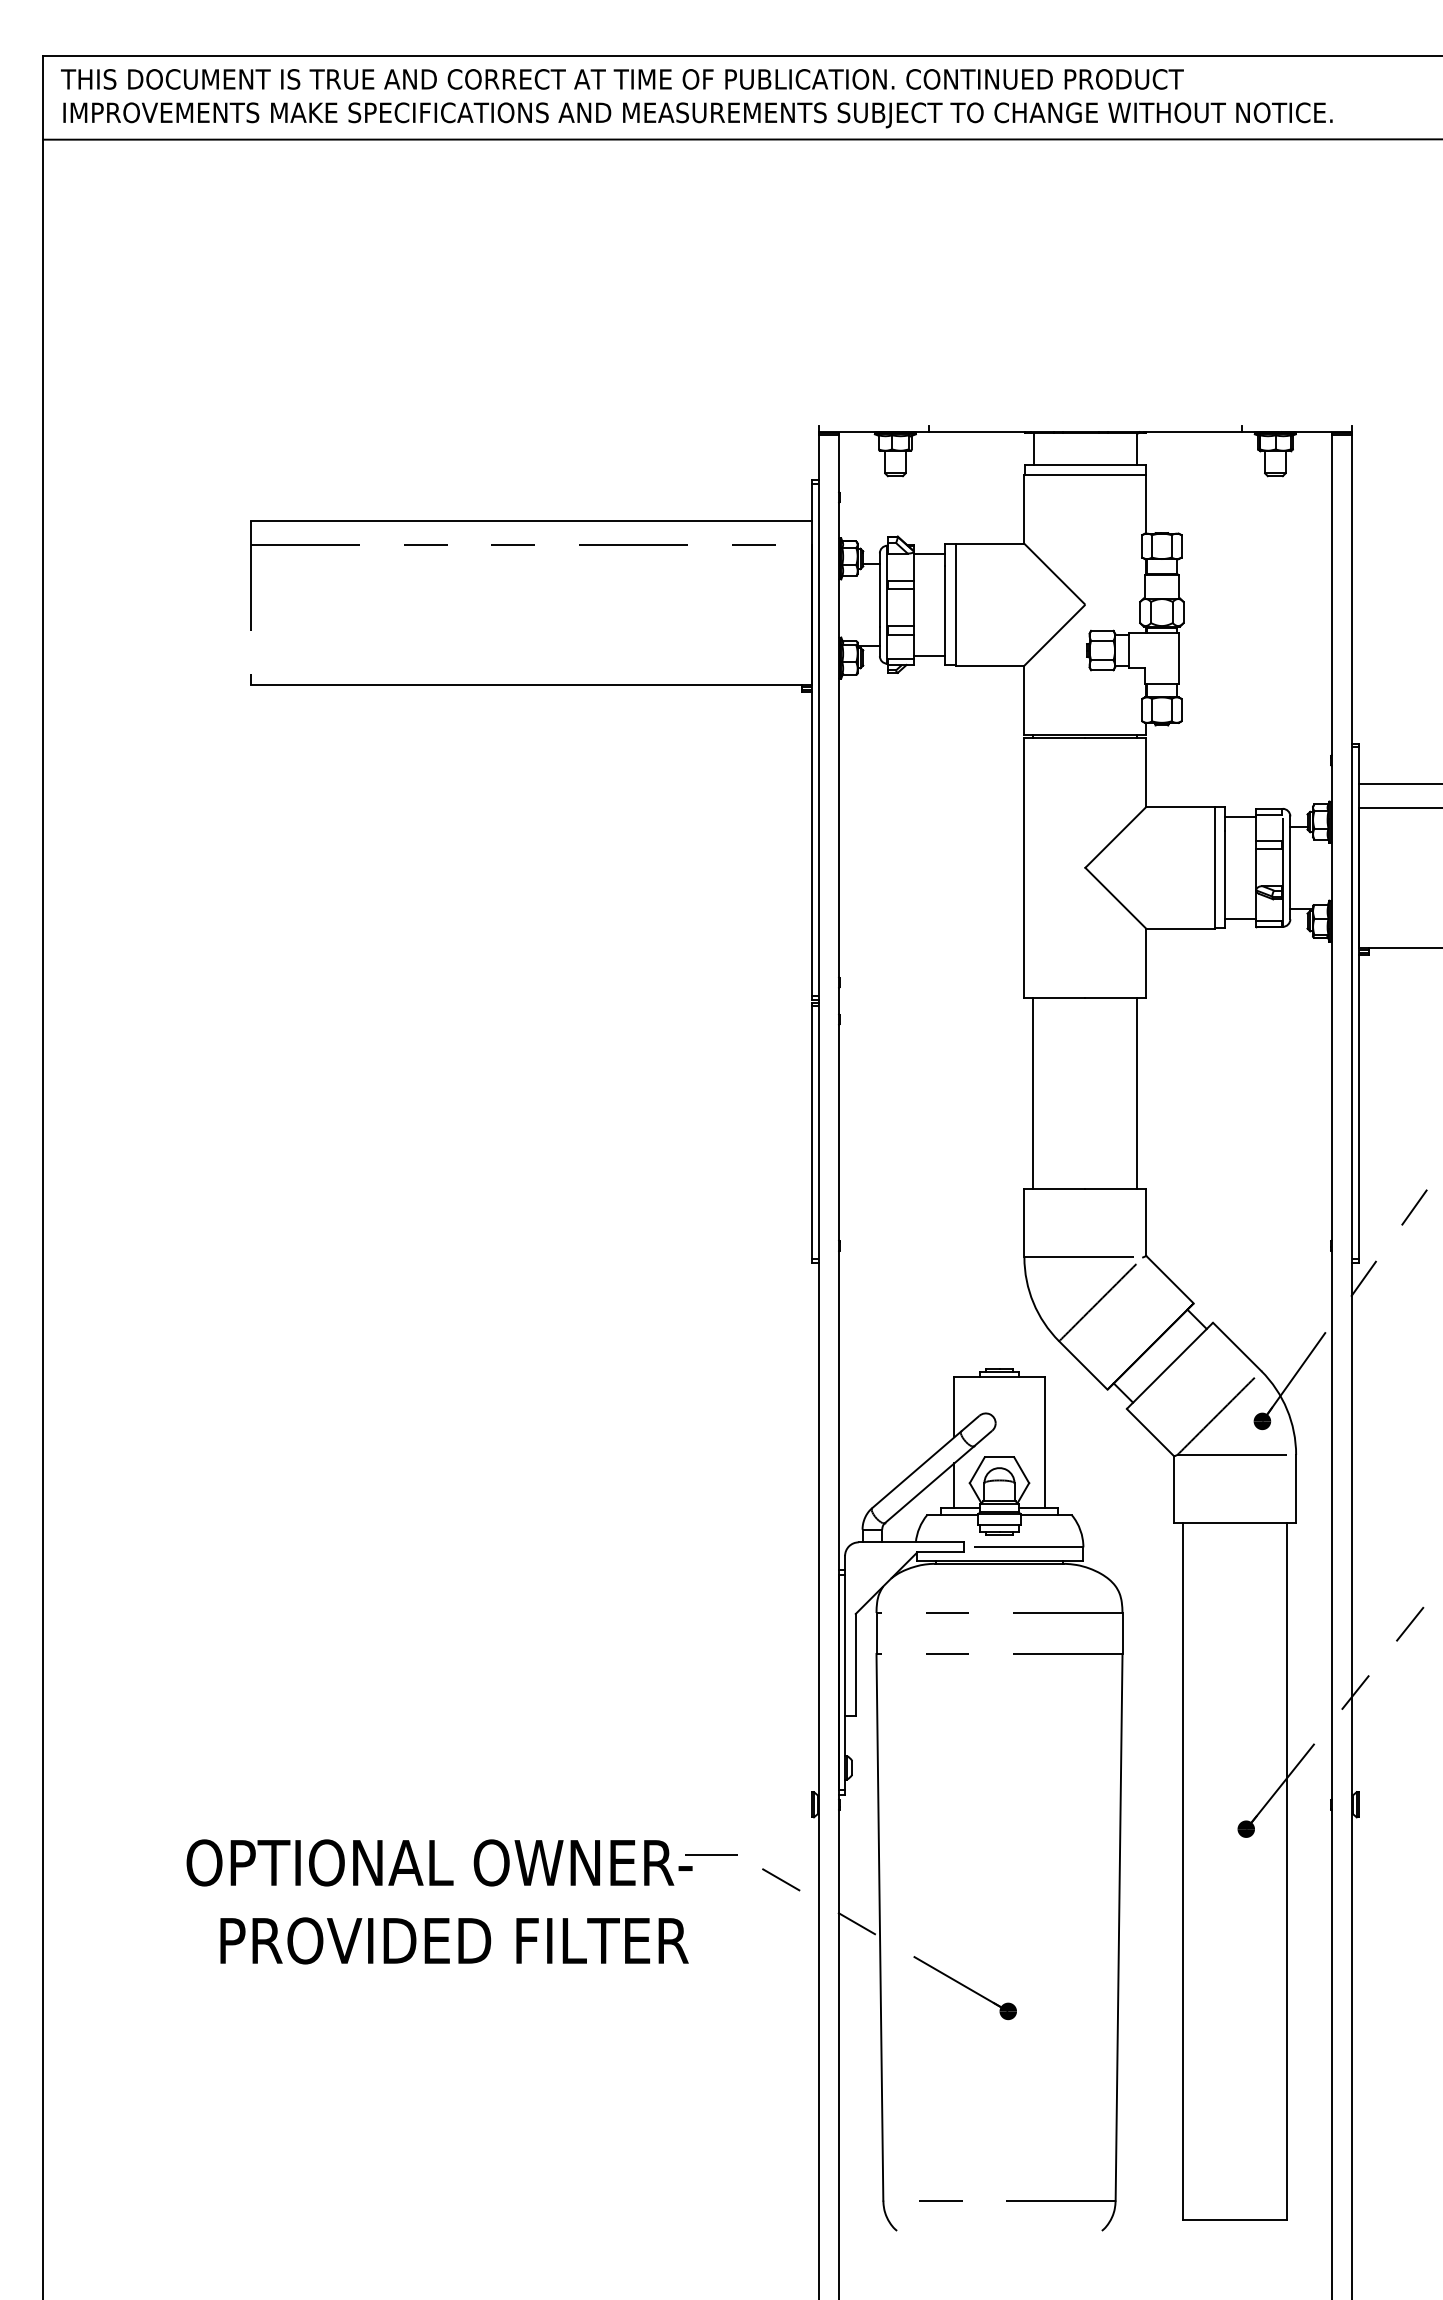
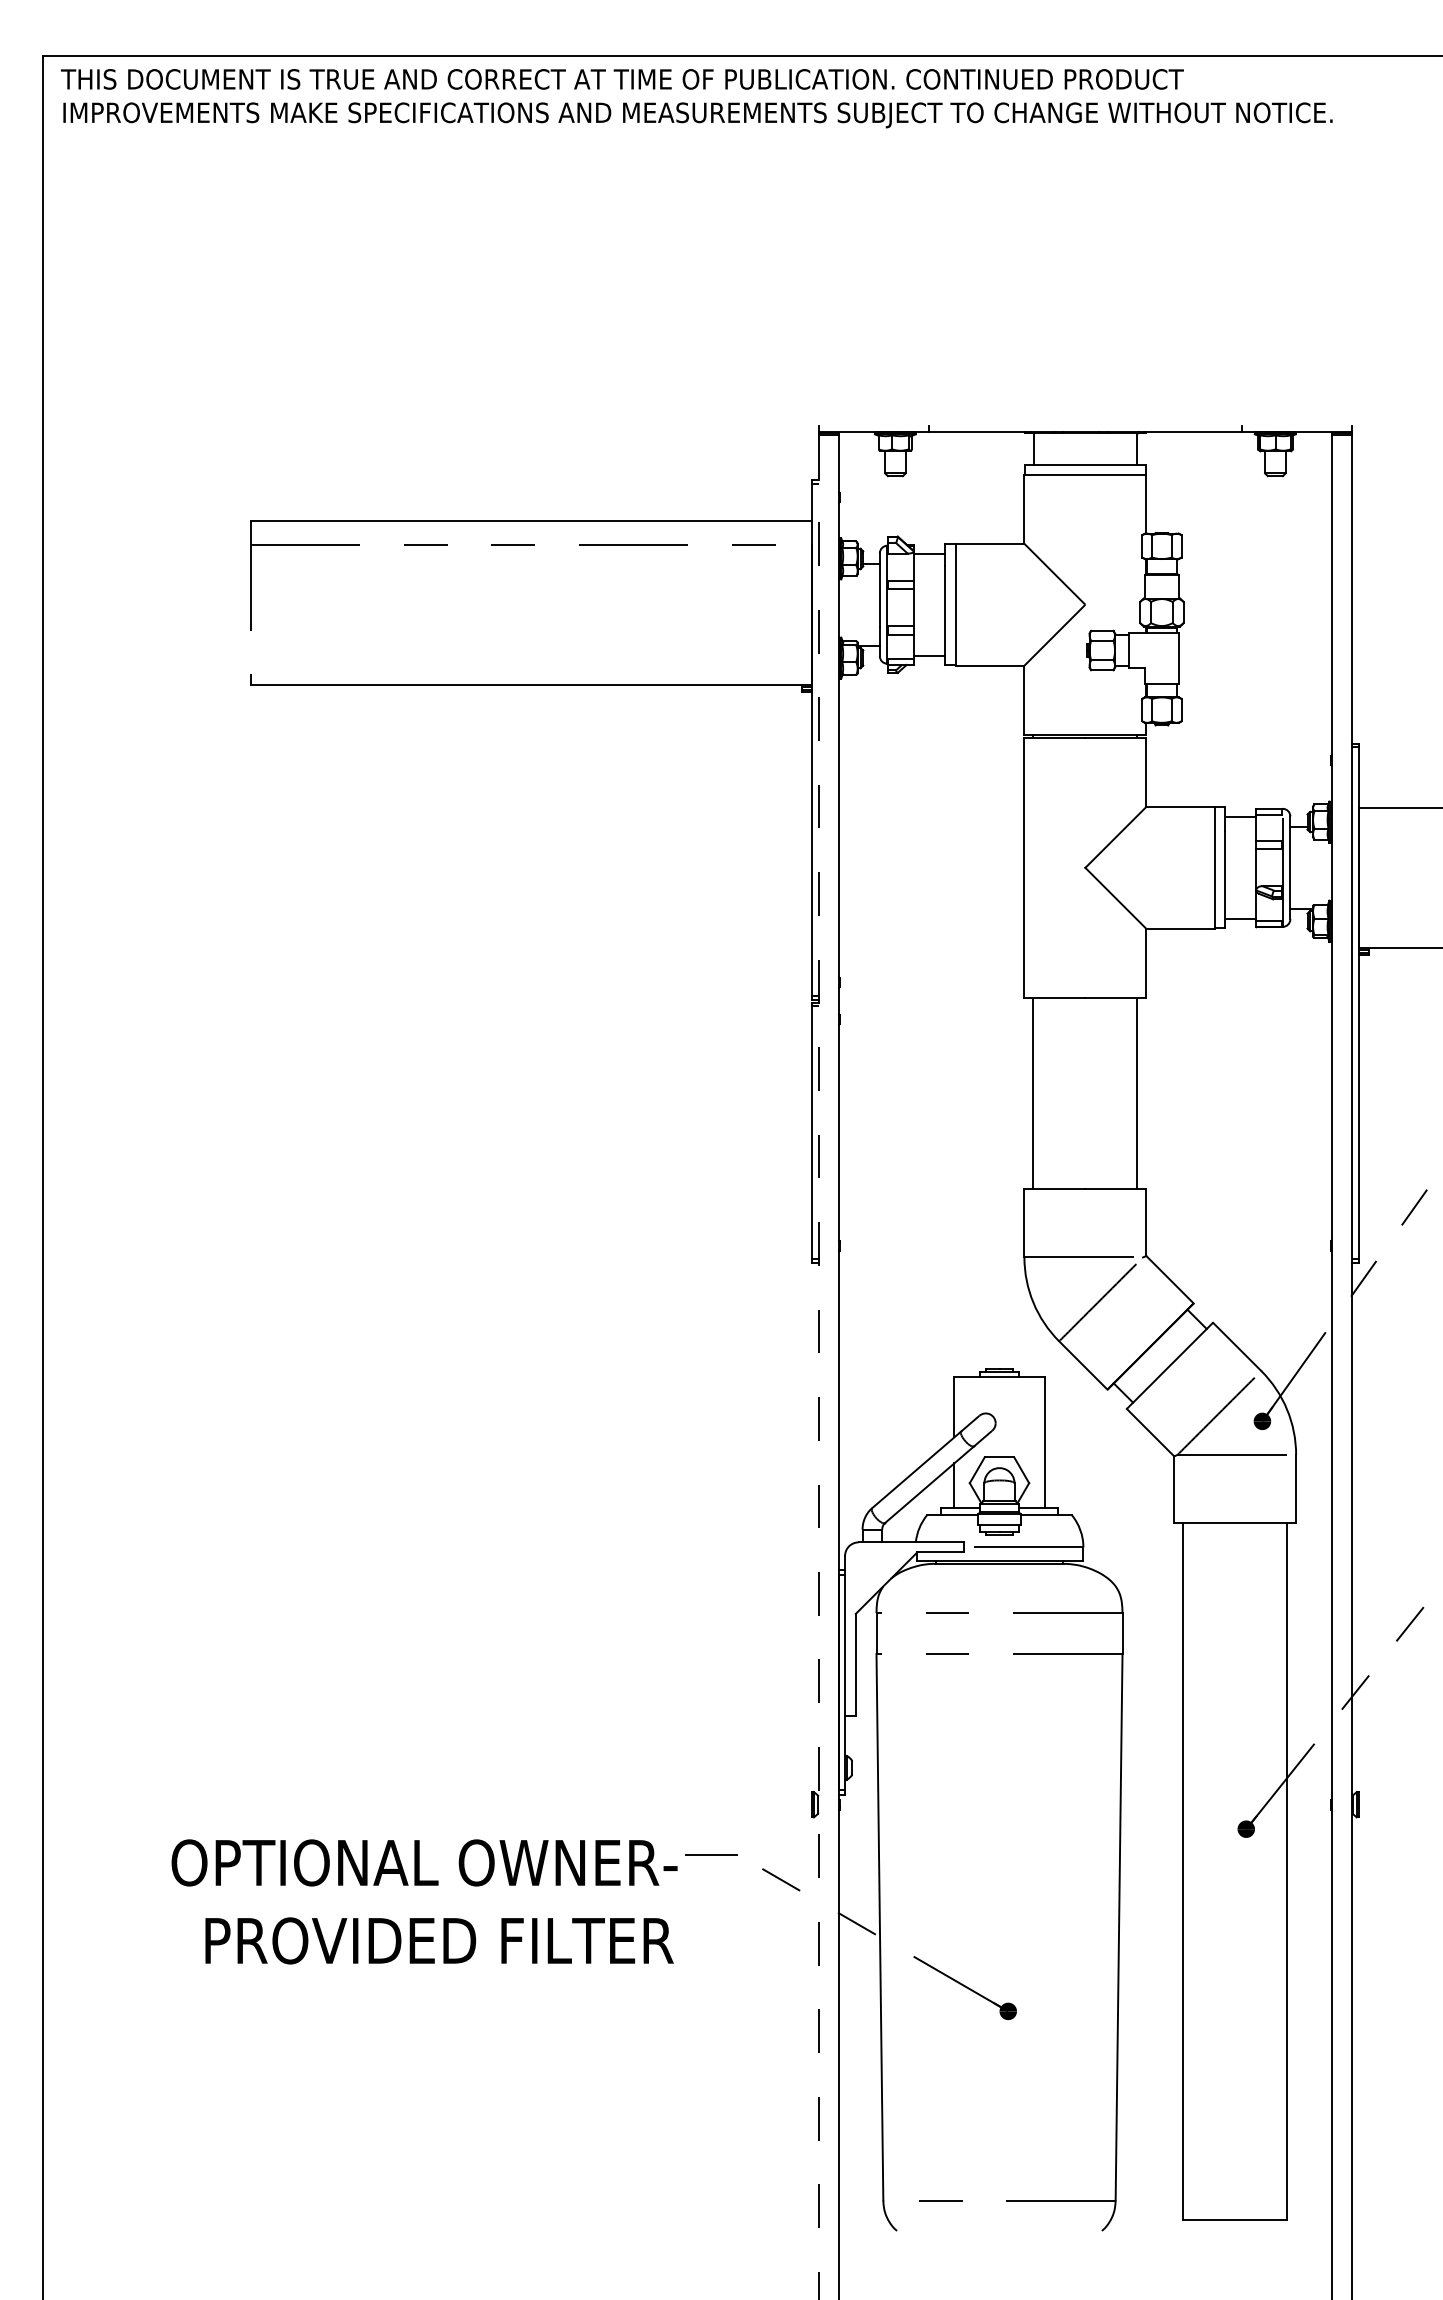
line: present -> none (741, 139)
line: present -> none (1398, 784)
line: solid -> dashed (818, 1367)
text position: (439, 1901) -> (424, 1901) (424, 1901)
